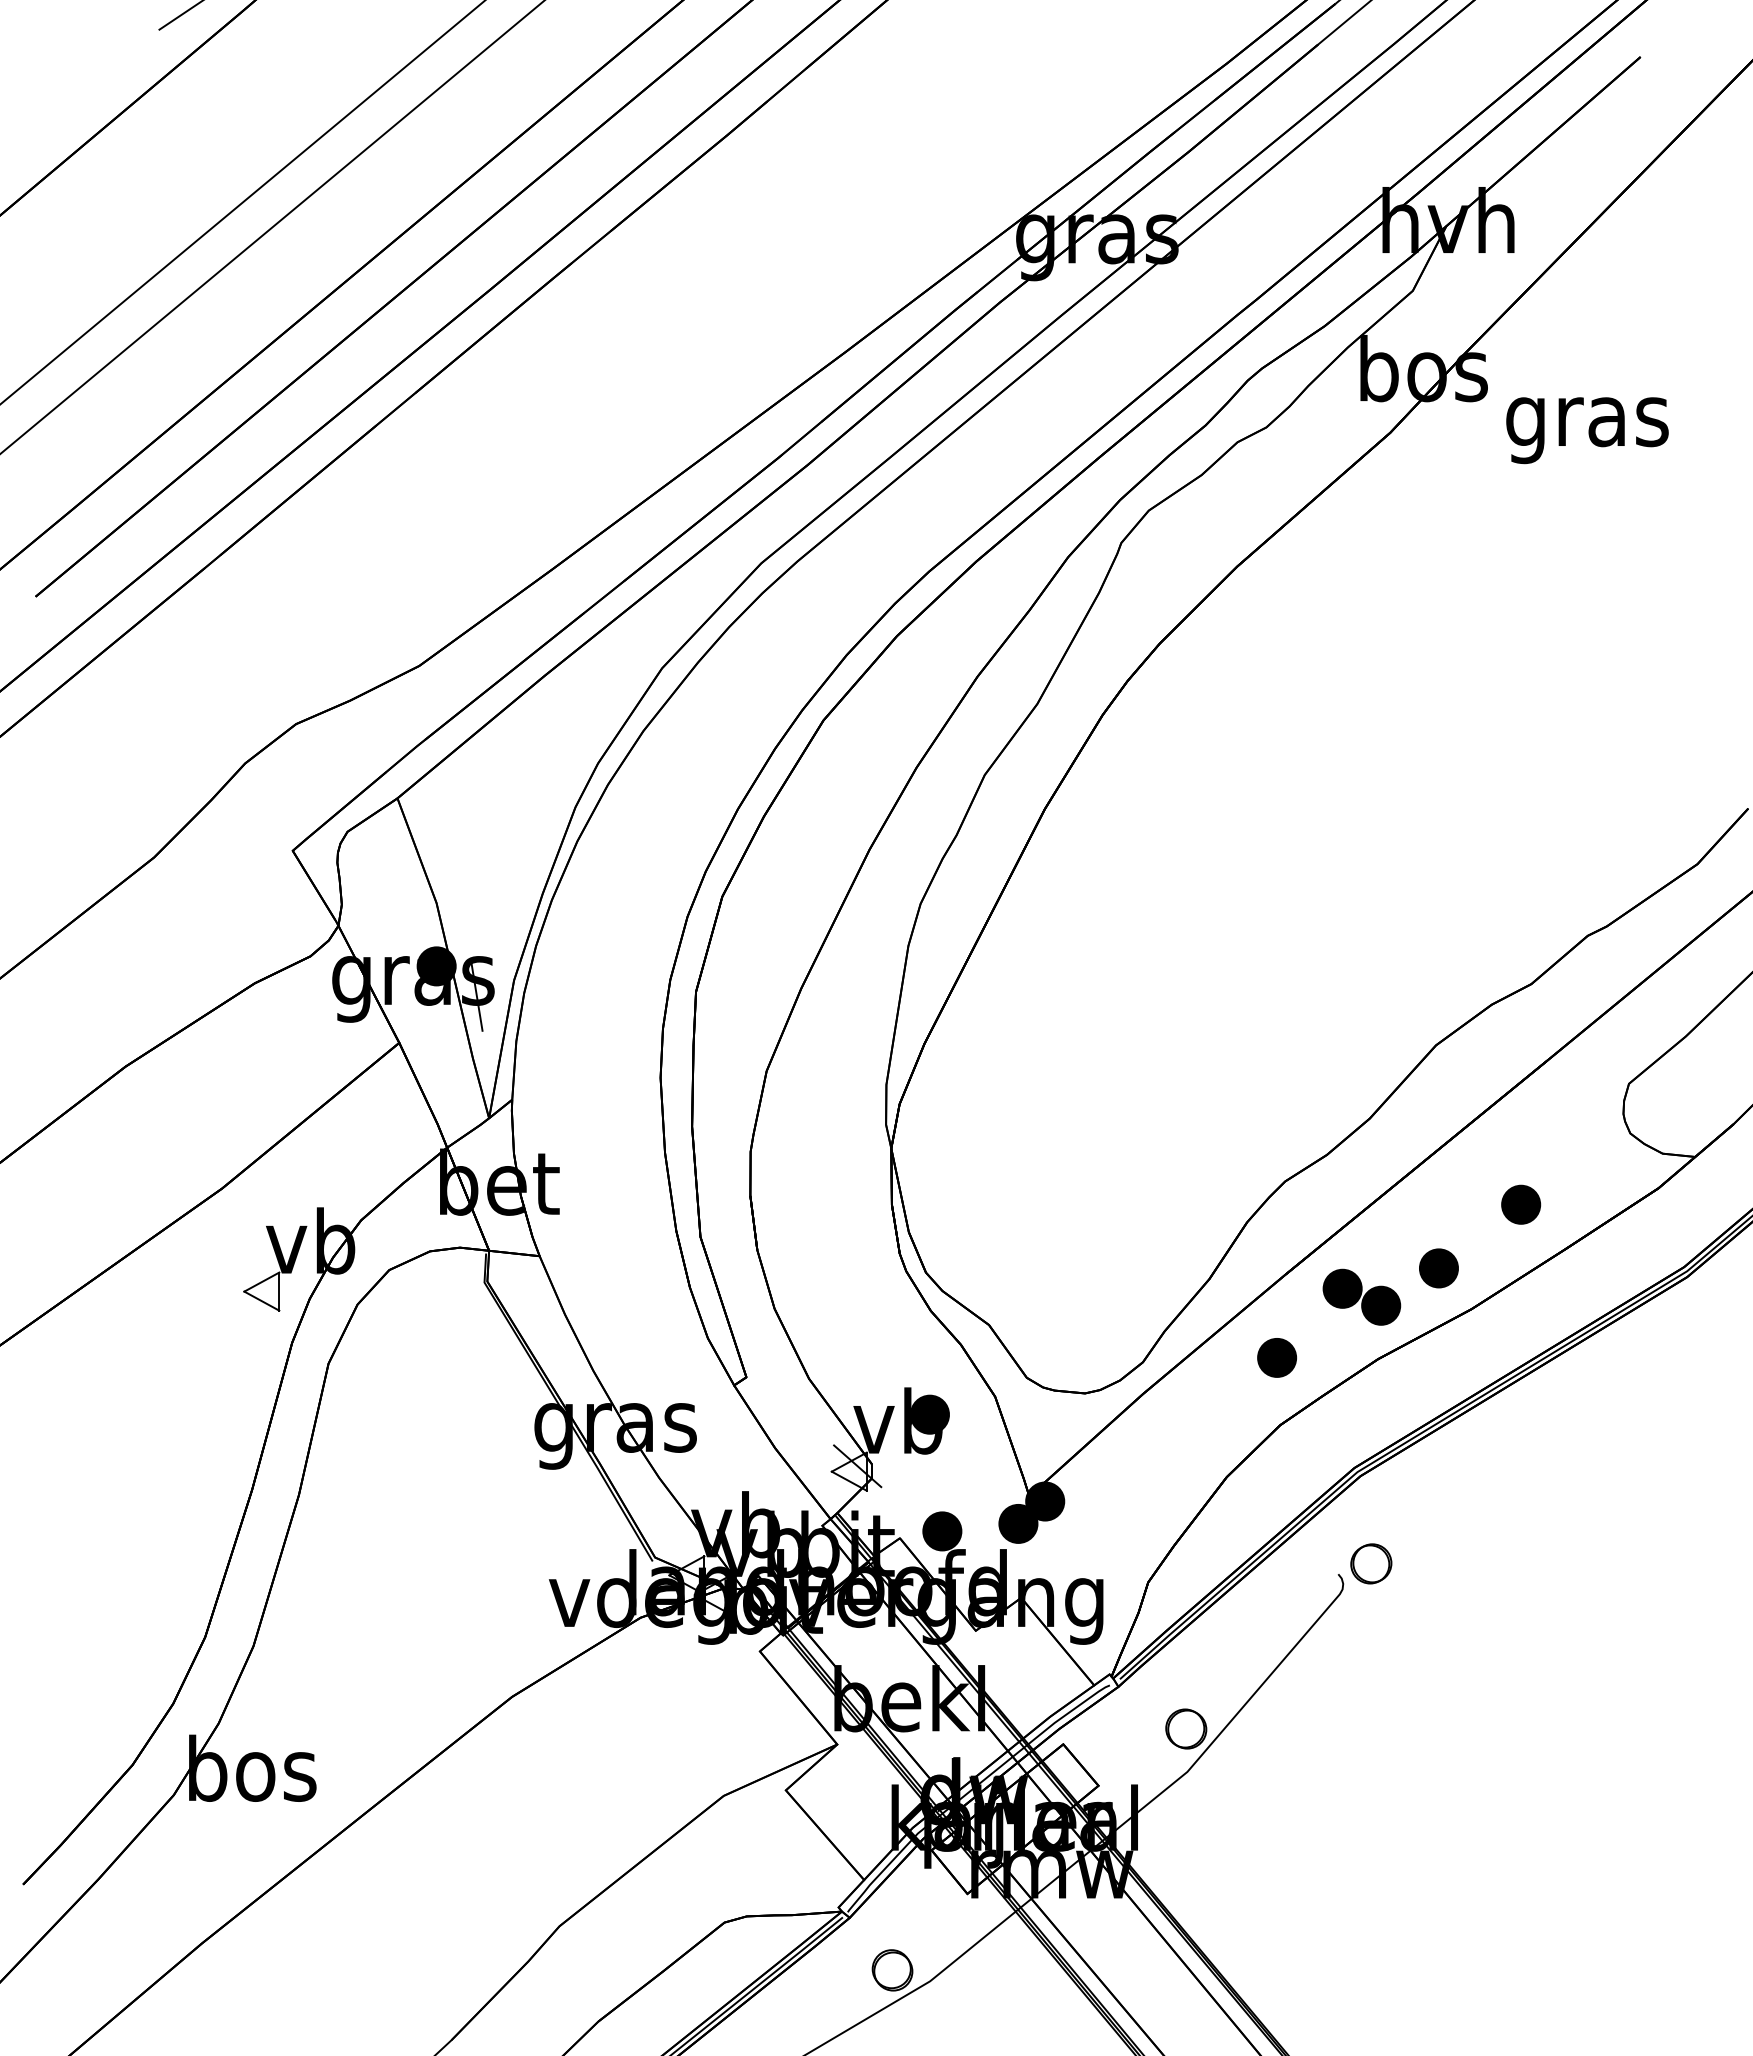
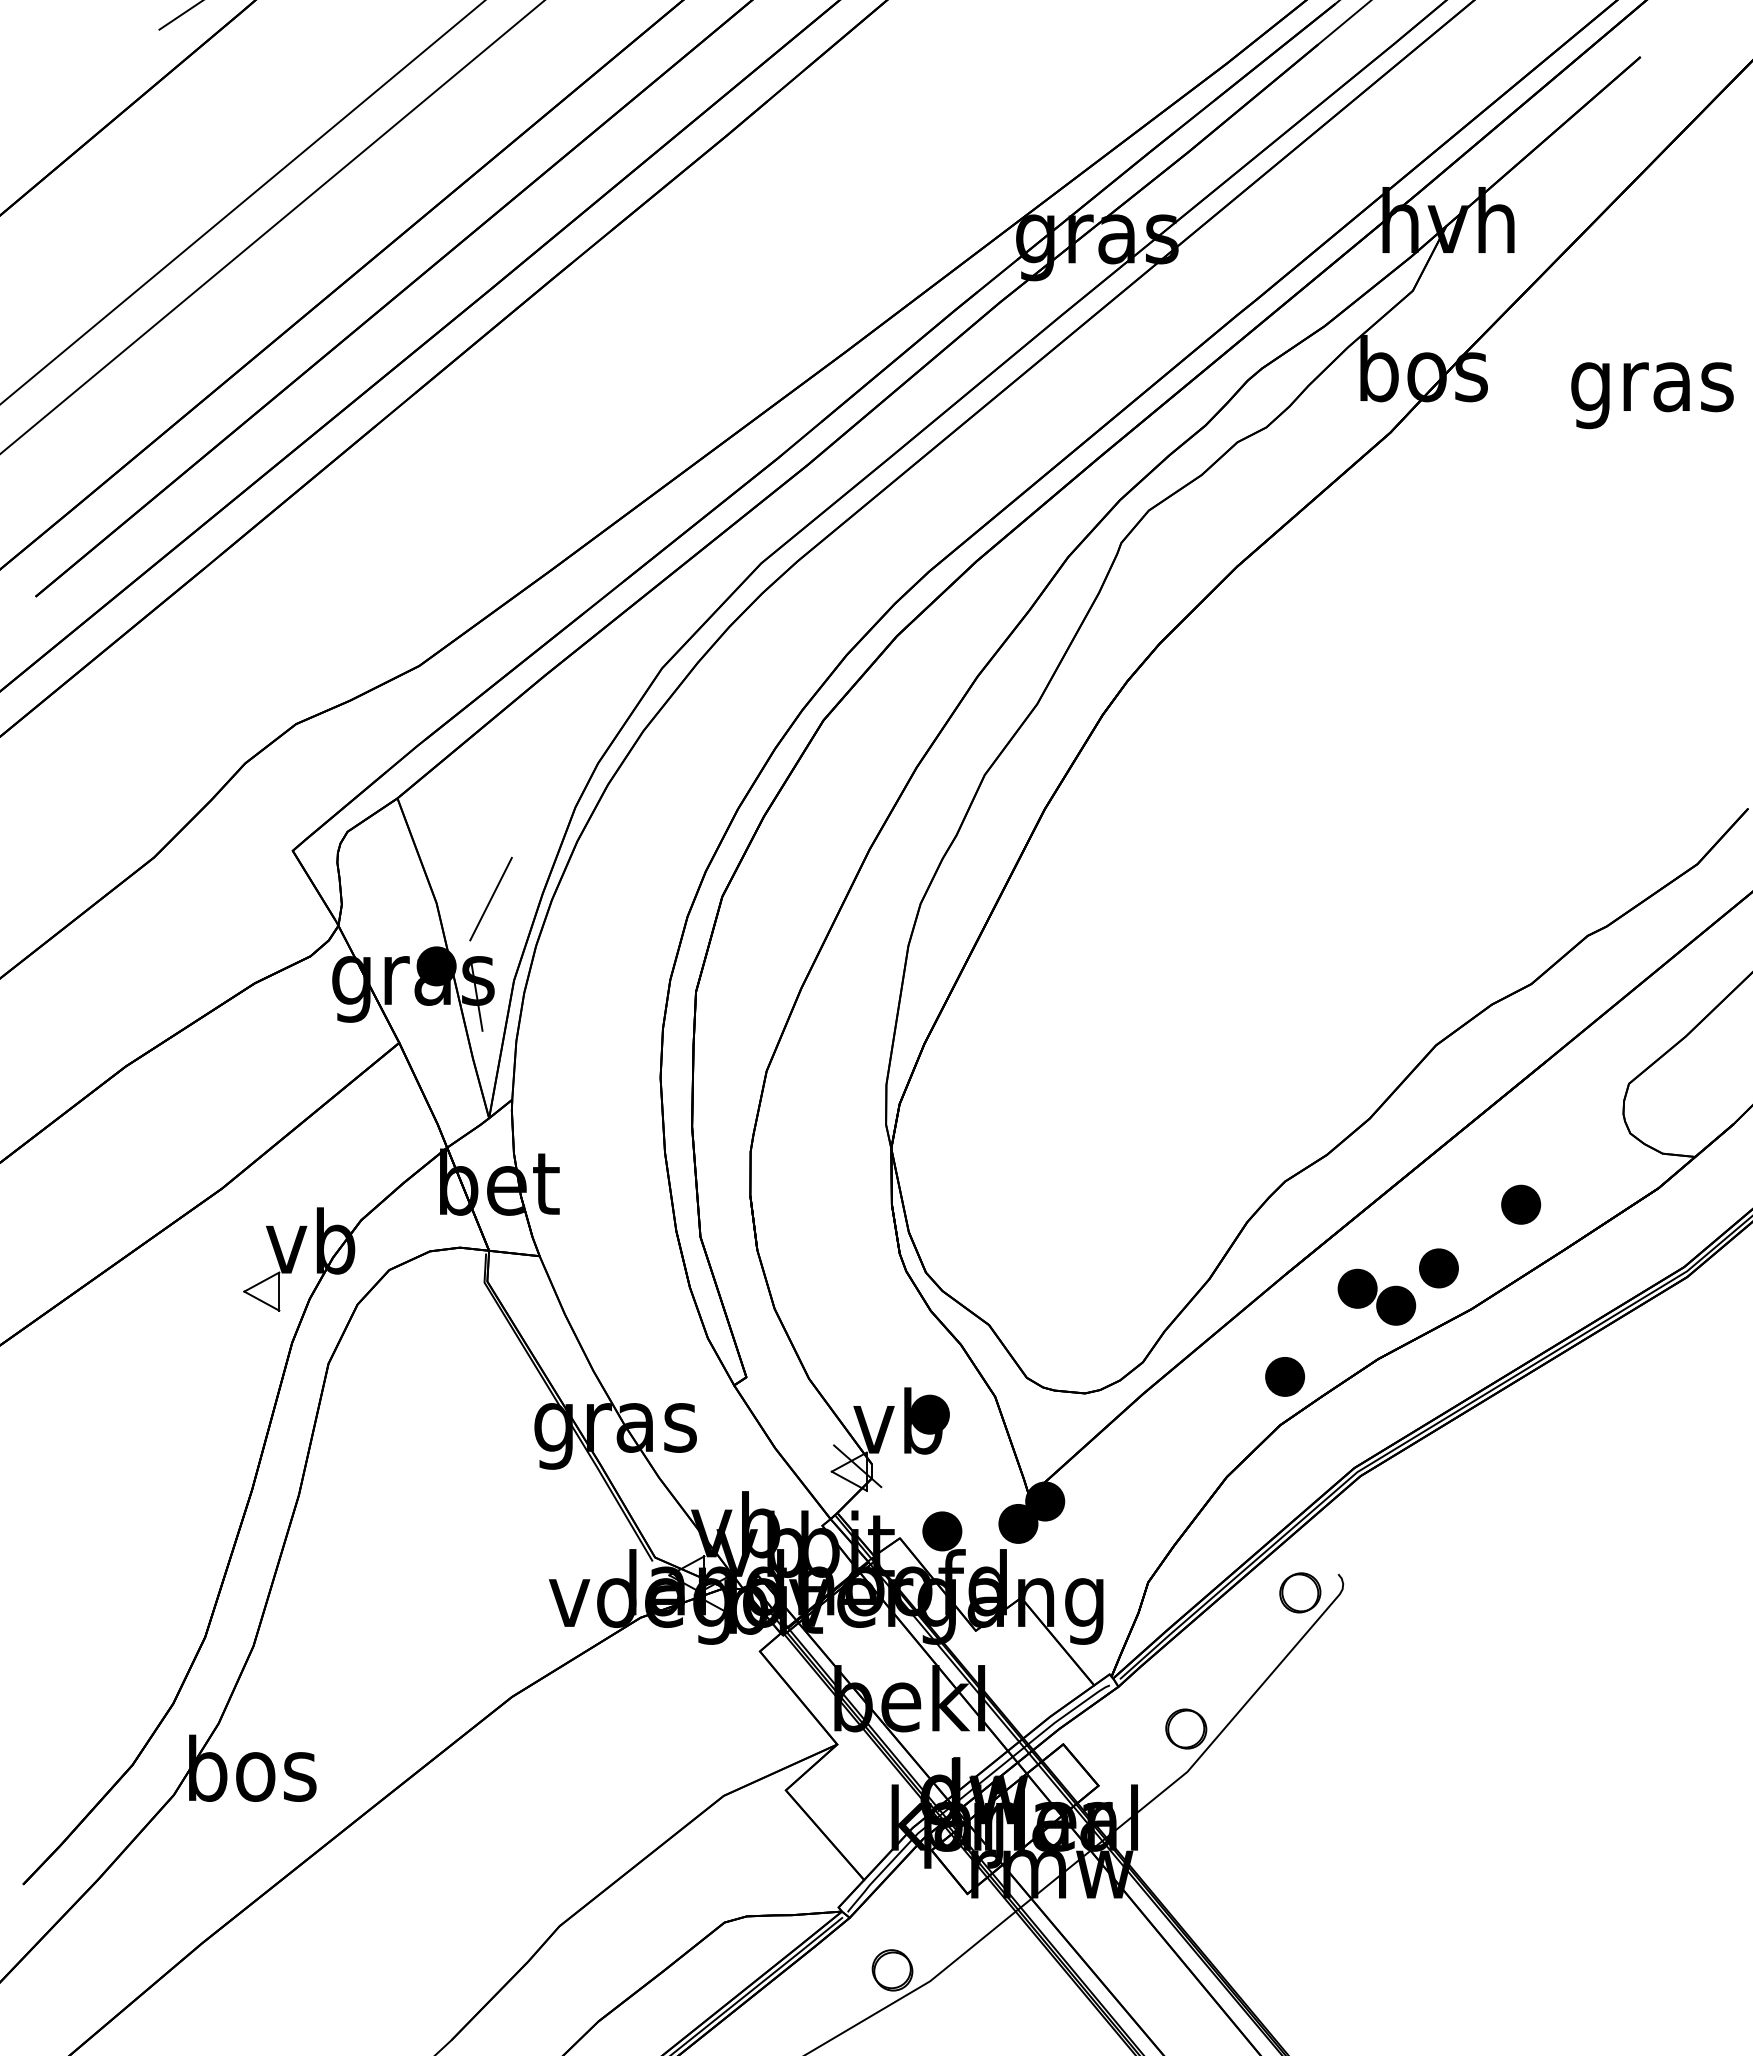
text position: (1587, 430) -> (1652, 395) (1652, 395)
line: none -> present (490, 898)
part position: (1361, 1296) -> (1376, 1296) (1376, 1296)
part position: (1276, 1357) -> (1284, 1376) (1284, 1376)
part position: (1371, 1563) -> (1300, 1592) (1300, 1592)
